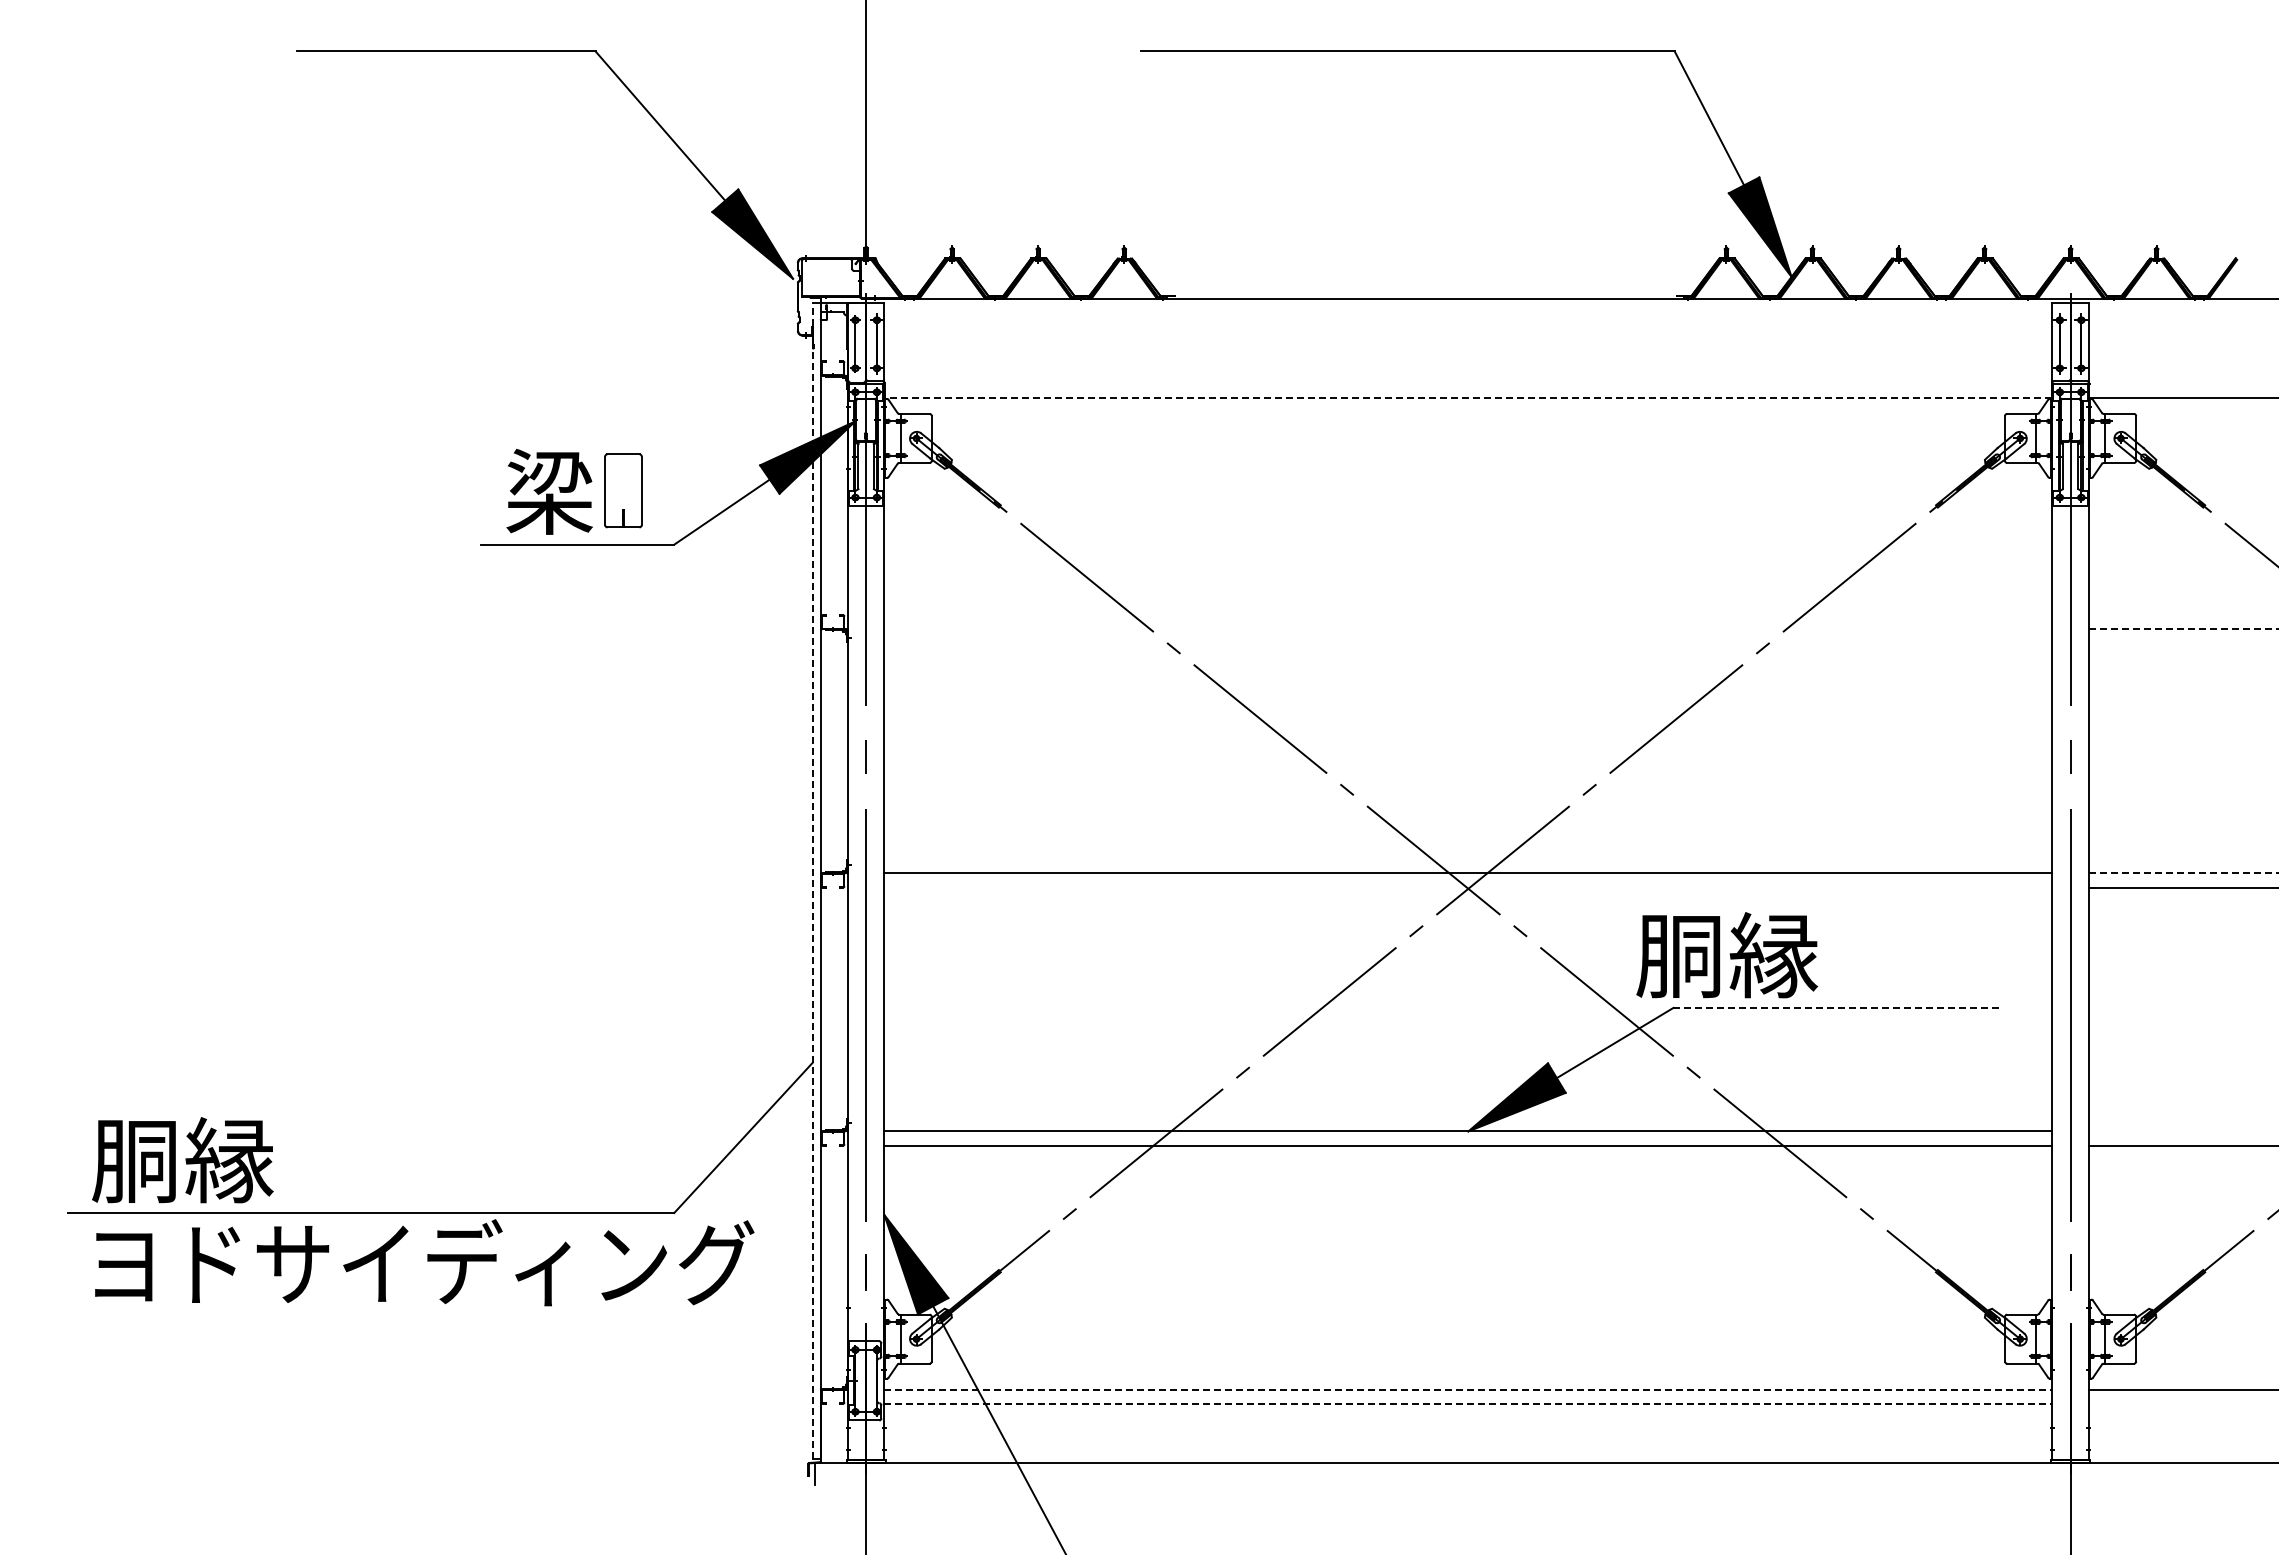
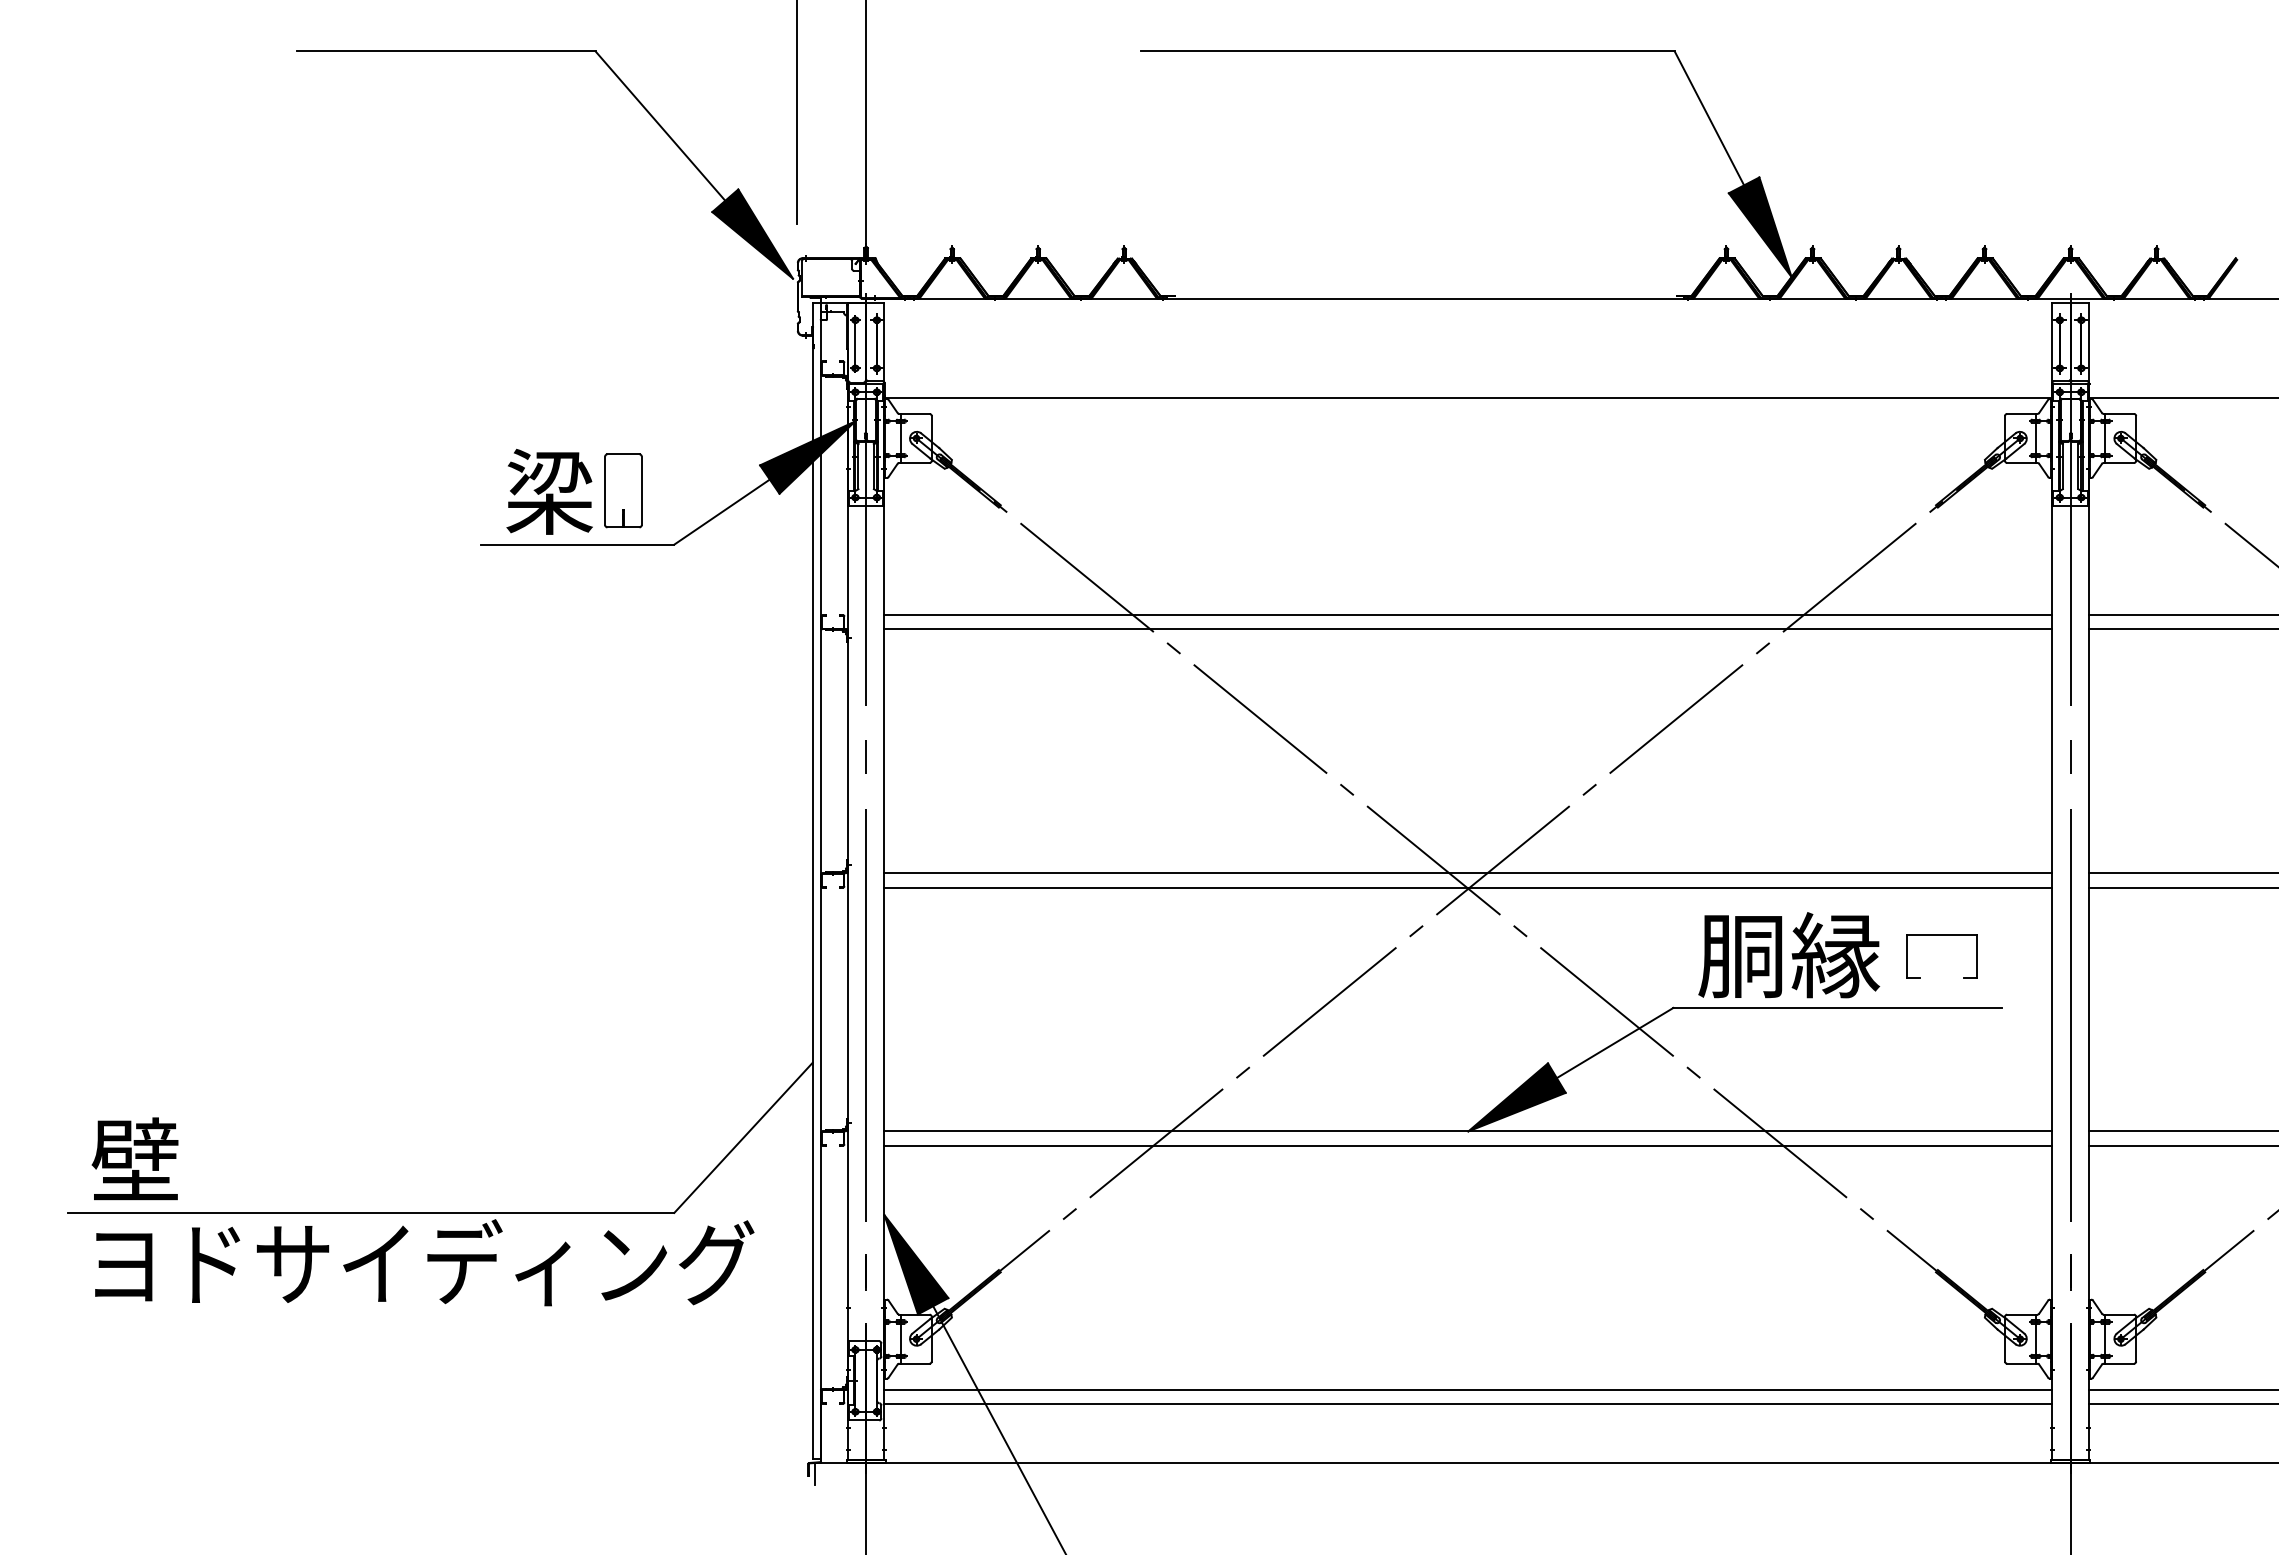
line: none -> present (797, 112)
line: dashed -> solid (1468, 397)
line: none -> present (1468, 615)
line: none -> present (2181, 615)
line: none -> present (1468, 629)
line: dashed -> solid (2183, 629)
line: dashed -> solid (2183, 873)
line: dashed -> solid (812, 880)
line: none -> present (1468, 887)
part: none -> present (1941, 935)
text position: (1727, 955) -> (1789, 955) (1789, 955)
line: dashed -> solid (1838, 1007)
line: none -> present (2181, 1131)
text: 胴縁 -> 壁 (182, 1160)
line: dashed -> solid (1468, 1389)
line: dashed -> solid (1468, 1403)
line: none -> present (2181, 1403)
